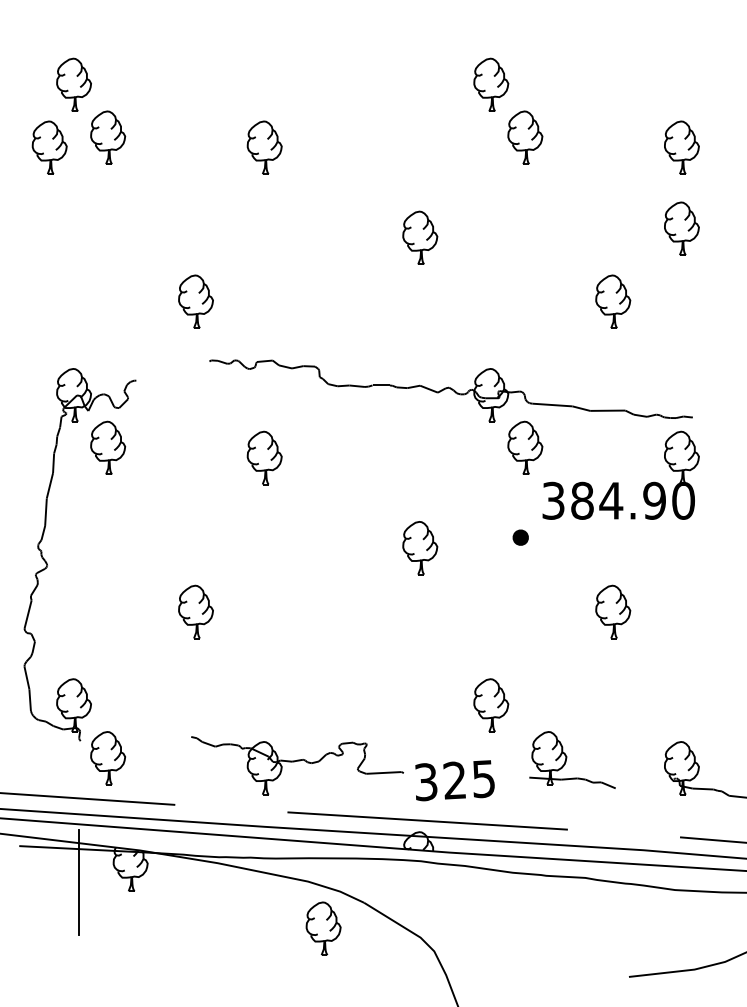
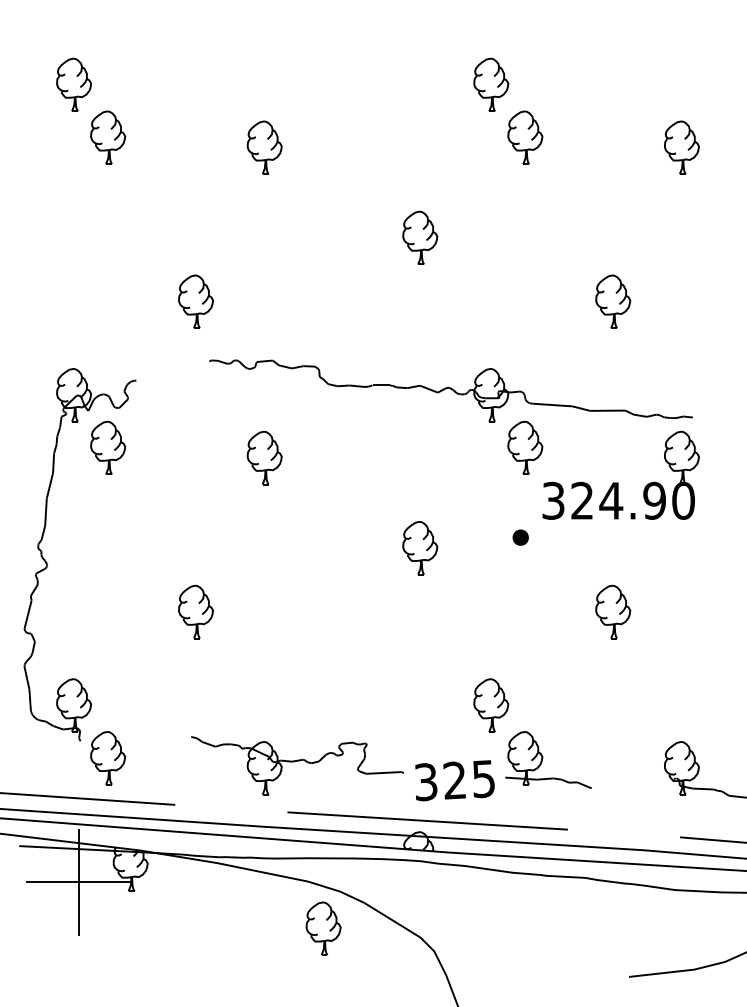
part: present -> none (49, 147)
part: present -> none (681, 228)
text: 384.90 -> 324.90 (582, 500)
part position: (572, 759) -> (548, 759) (548, 759)
line: none -> present (78, 882)
